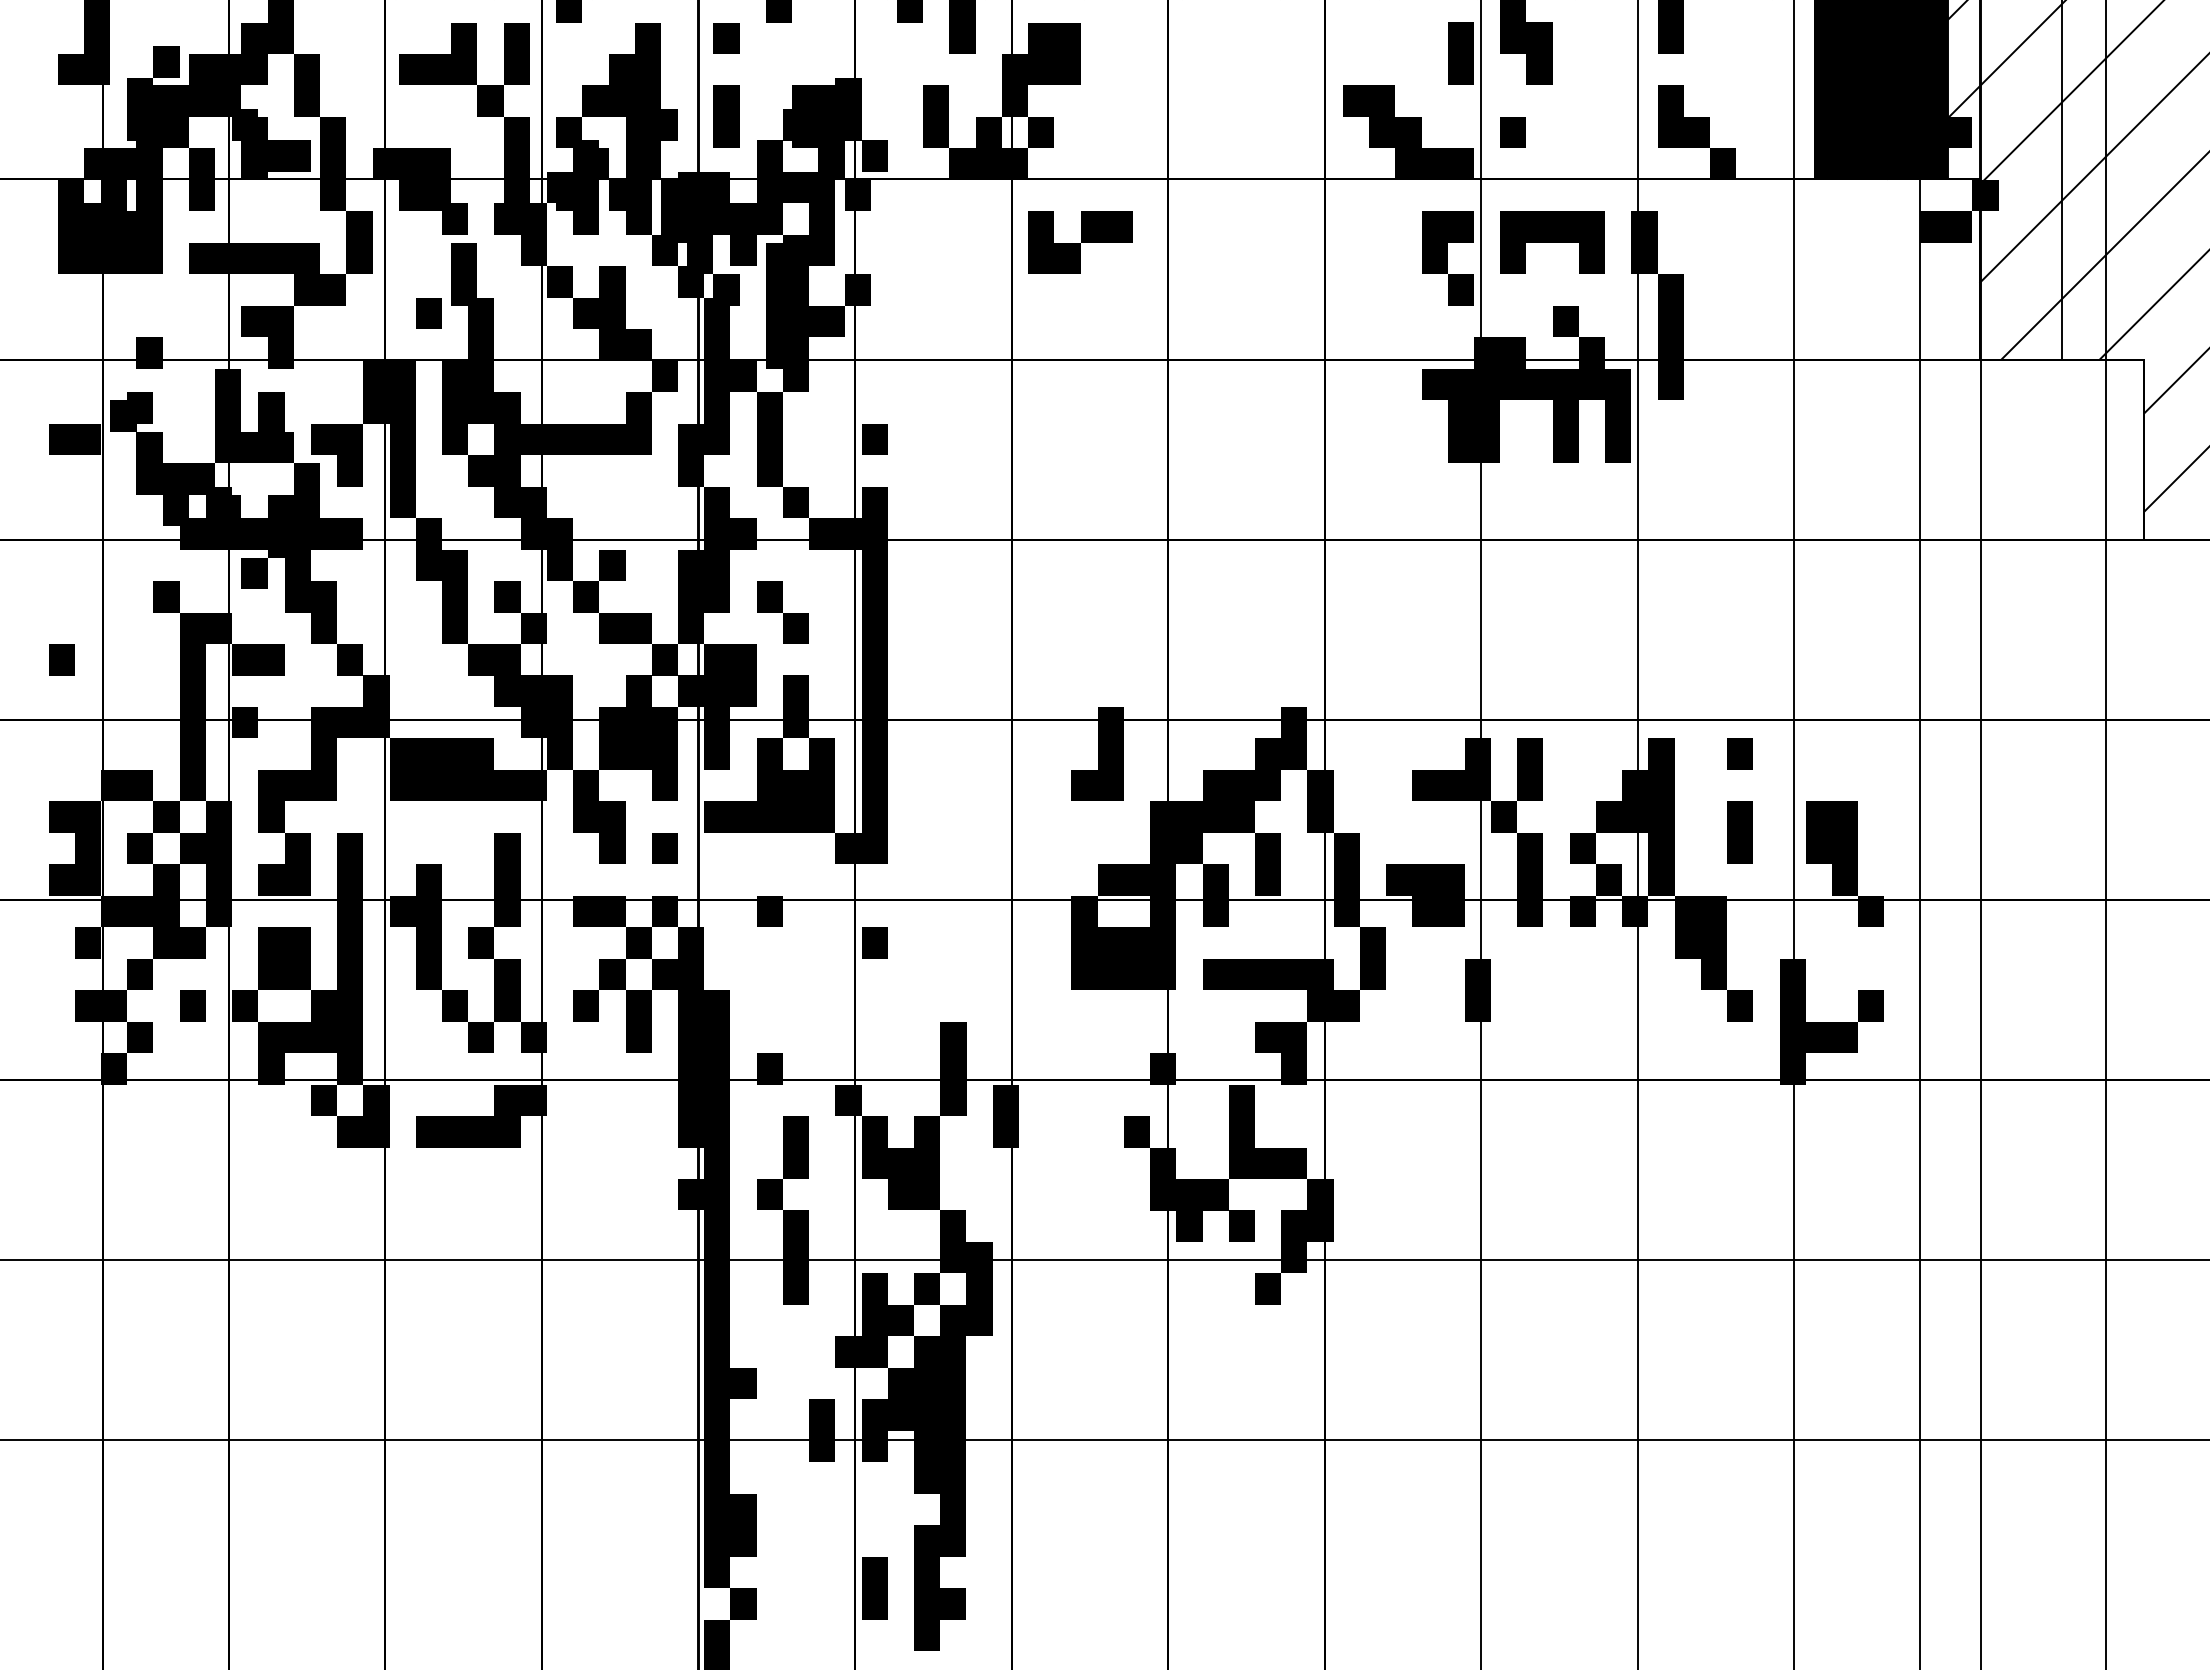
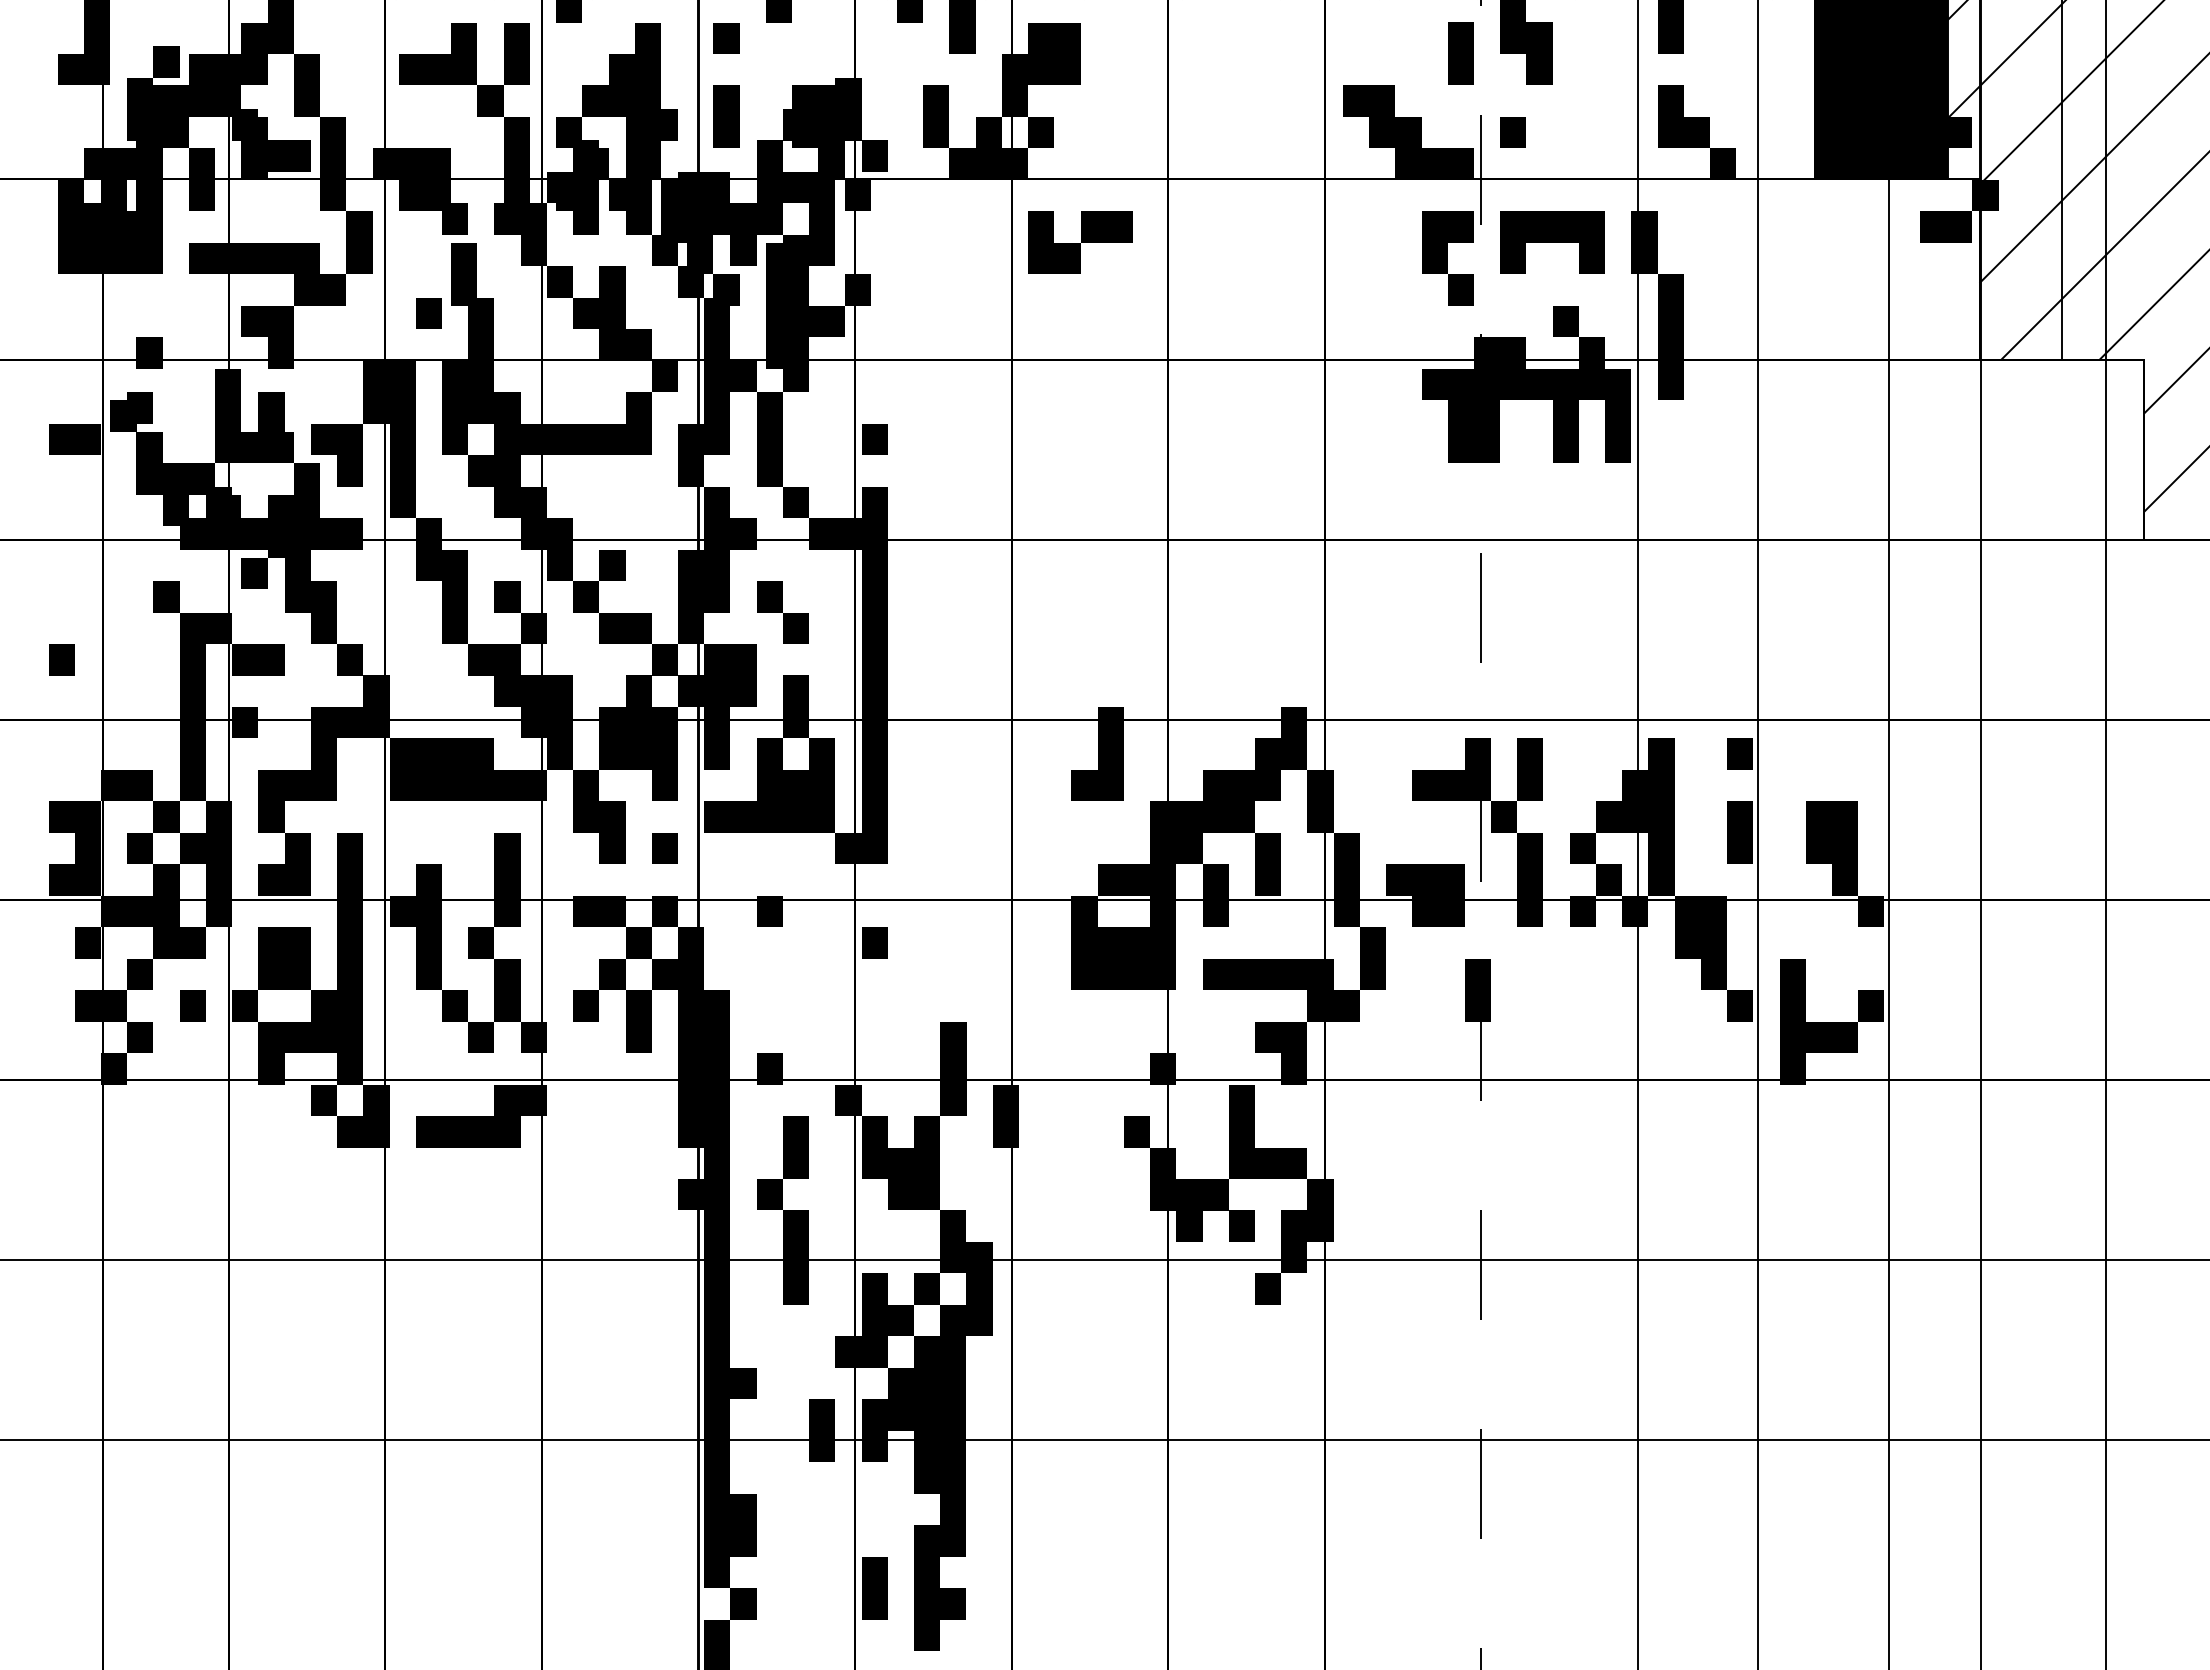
line position: (1794, 834) -> (1758, 834) (1758, 834)
line position: (1920, 834) -> (1889, 834) (1889, 834)
line: solid -> dashed (1481, 835)
